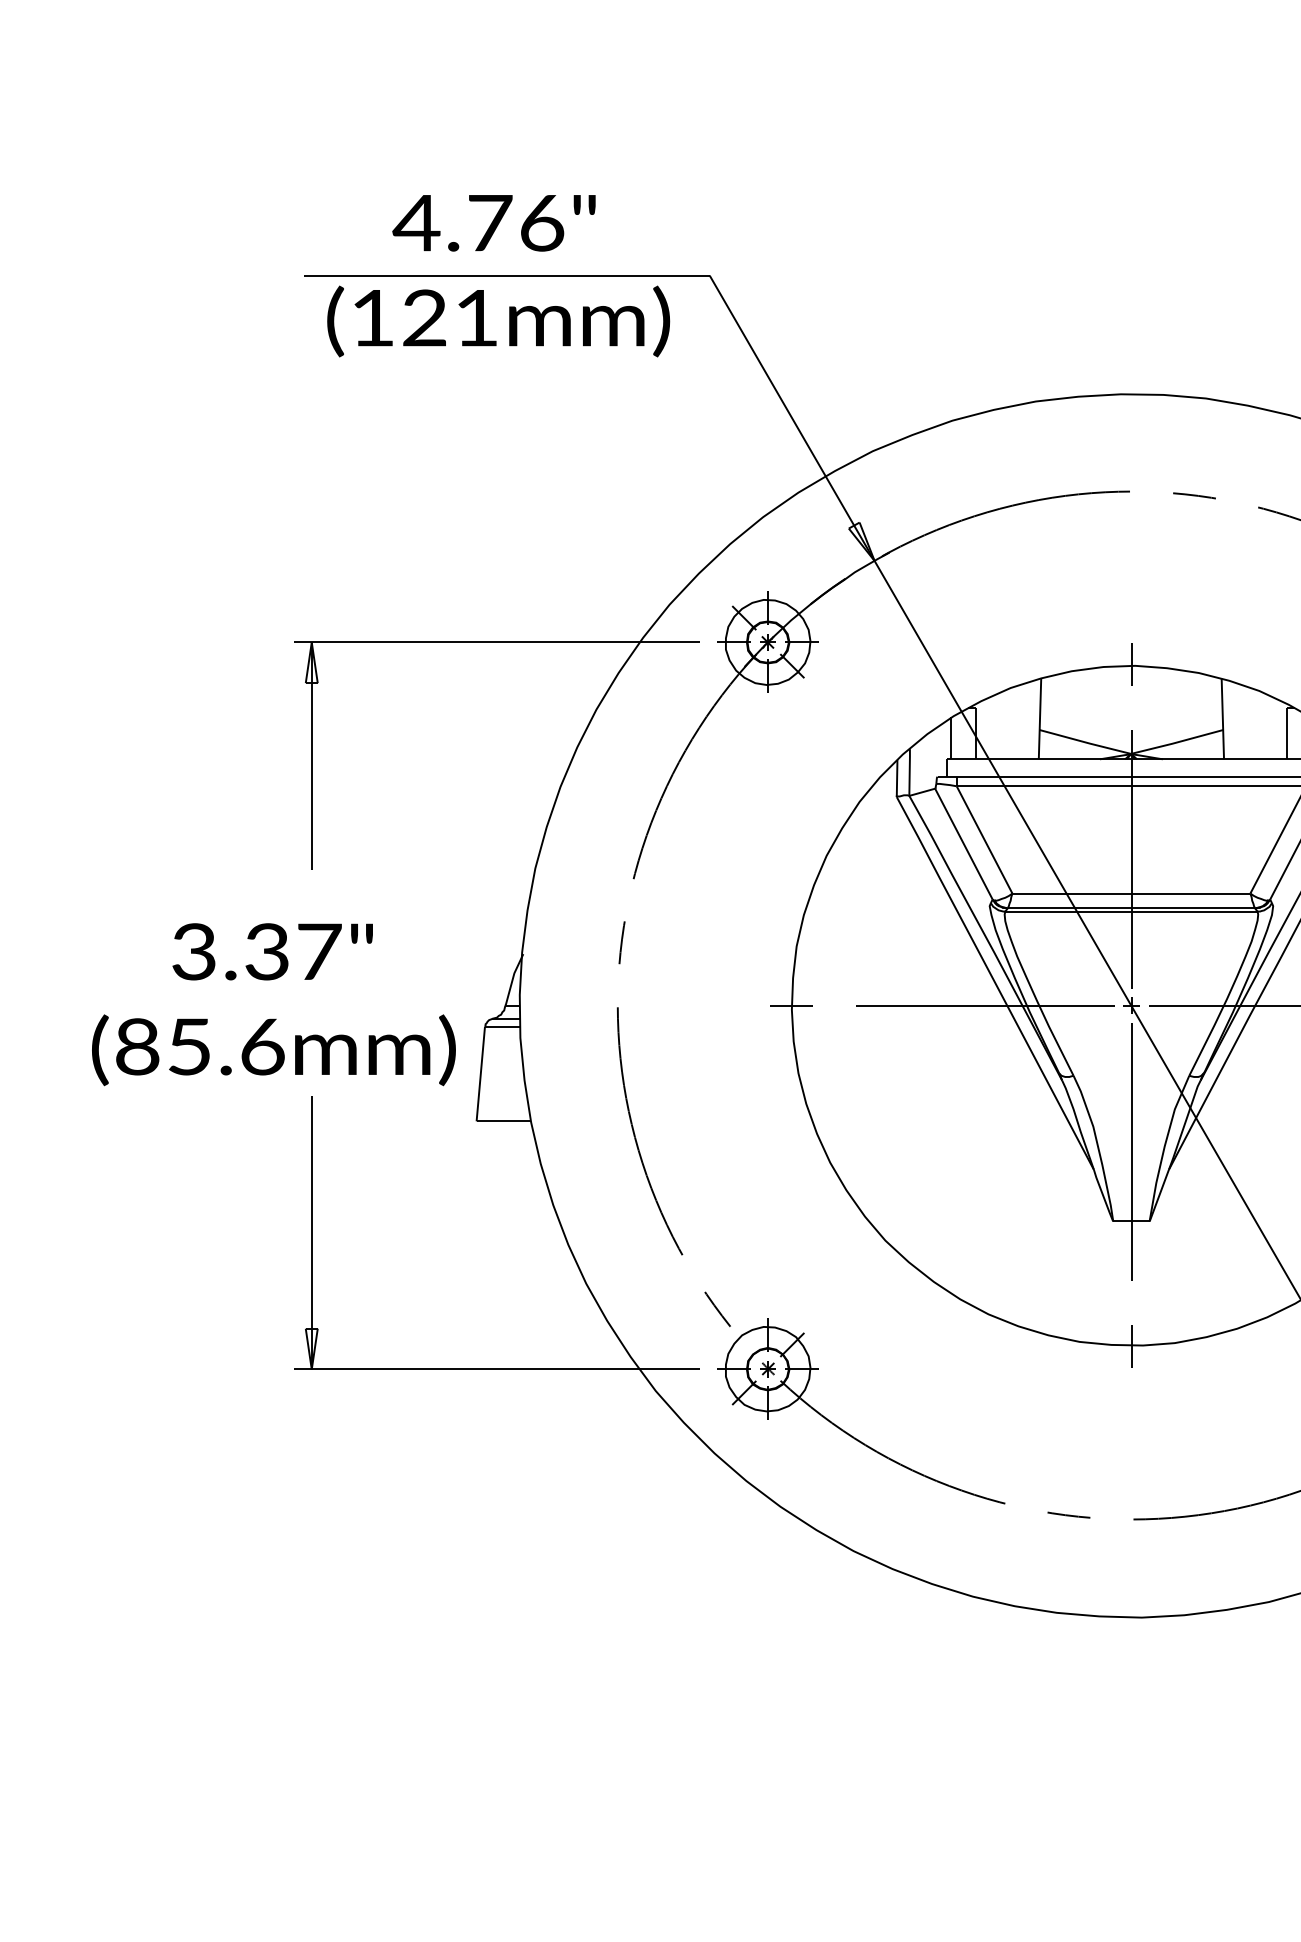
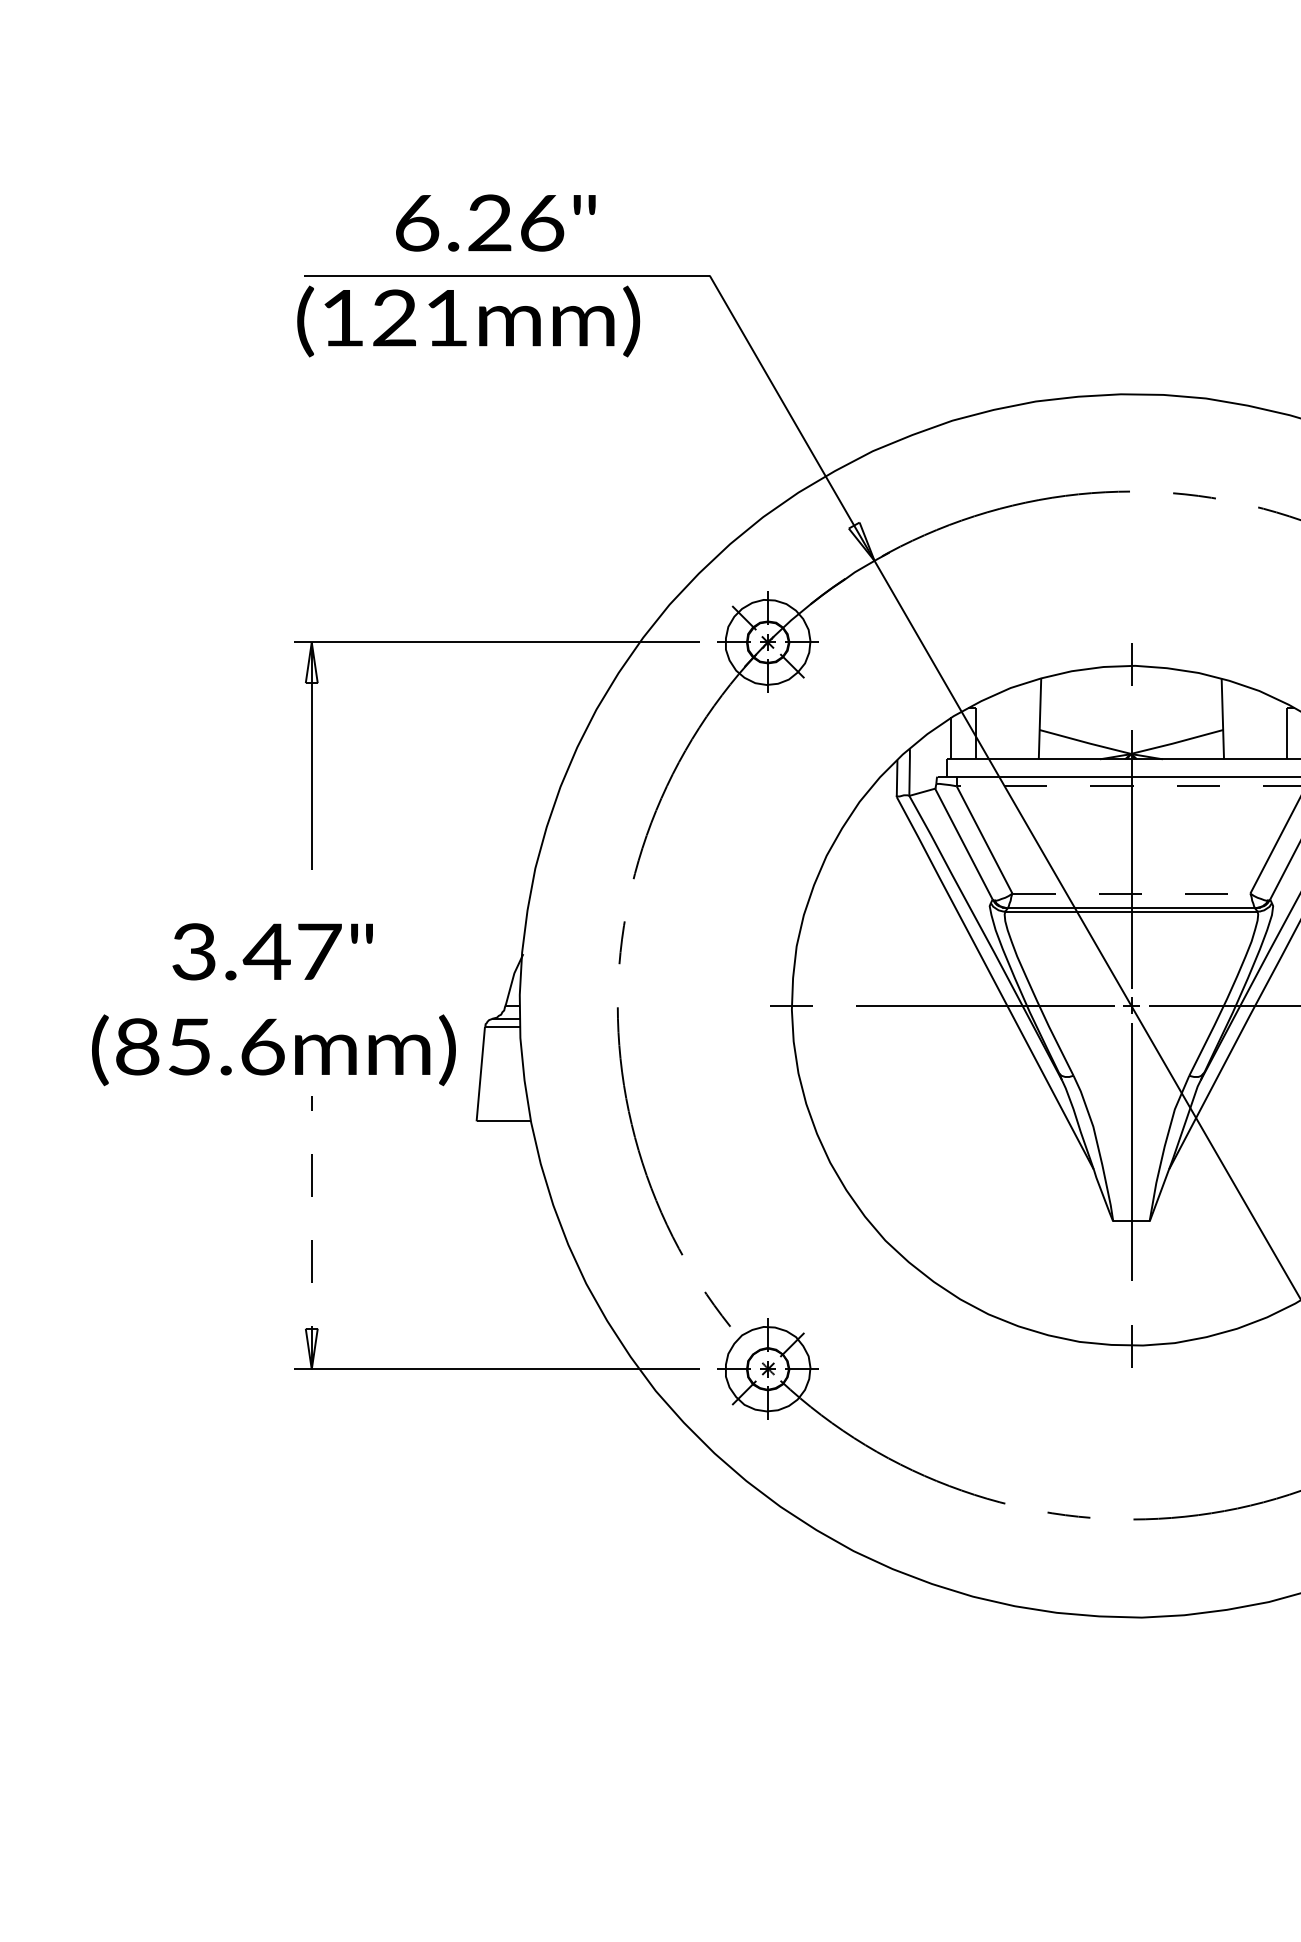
text: 4.76" -> 6.26" (452, 222)
text position: (498, 321) -> (468, 321) (468, 321)
line: solid -> dashed (1128, 786)
line: solid -> dashed (1131, 893)
text: 3.37" -> 3.47" (266, 951)
line: solid -> dashed (311, 1232)
